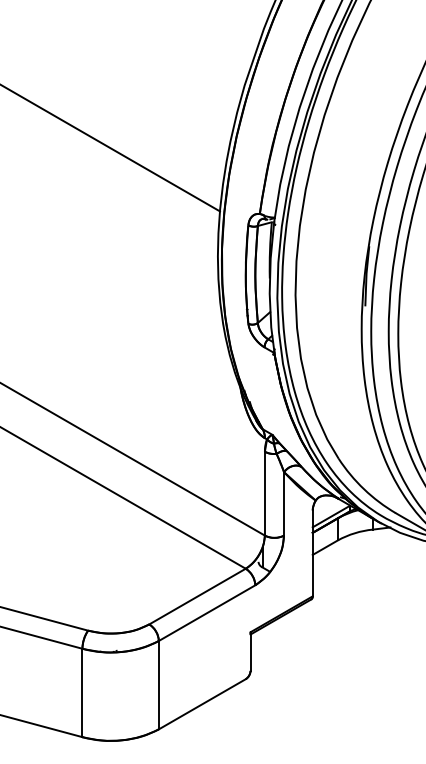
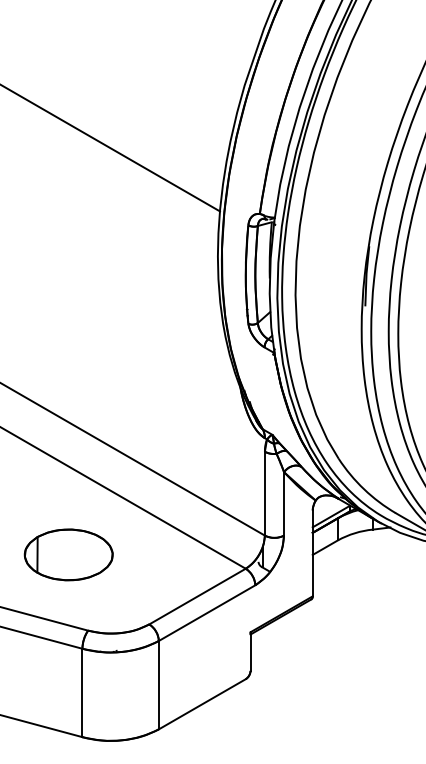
part: none -> present (68, 554)
